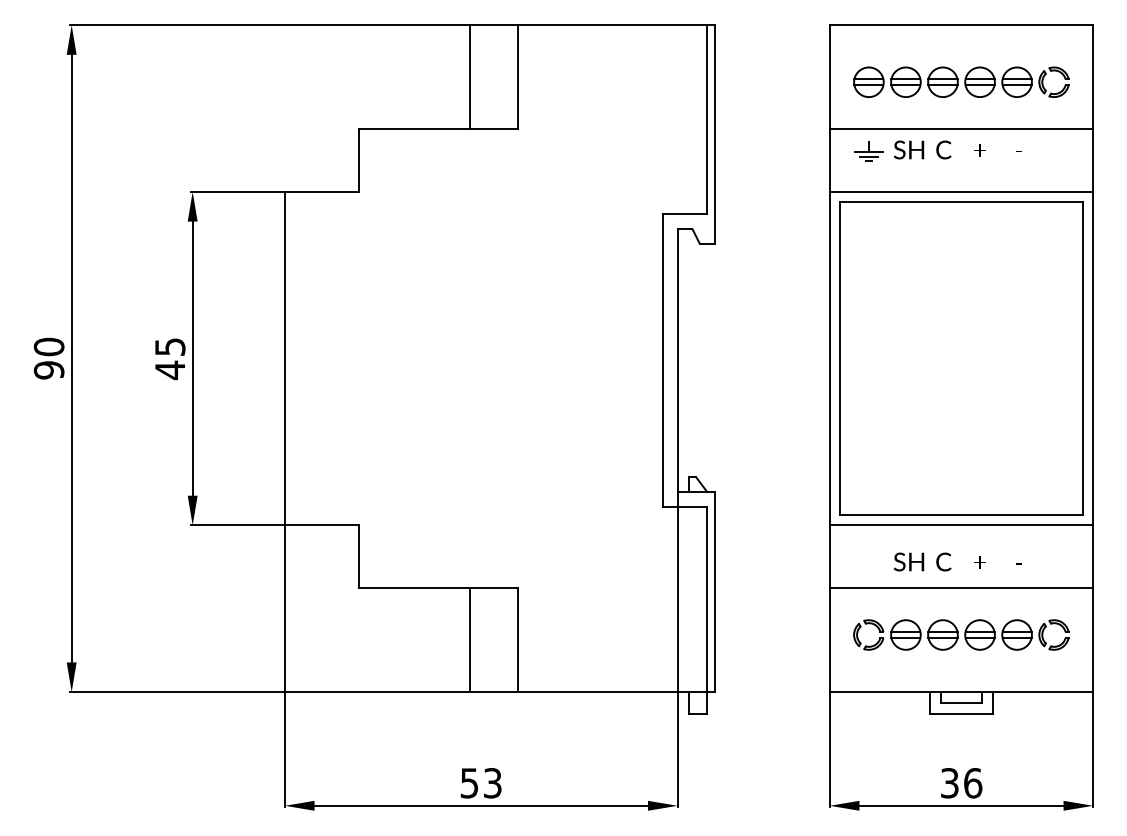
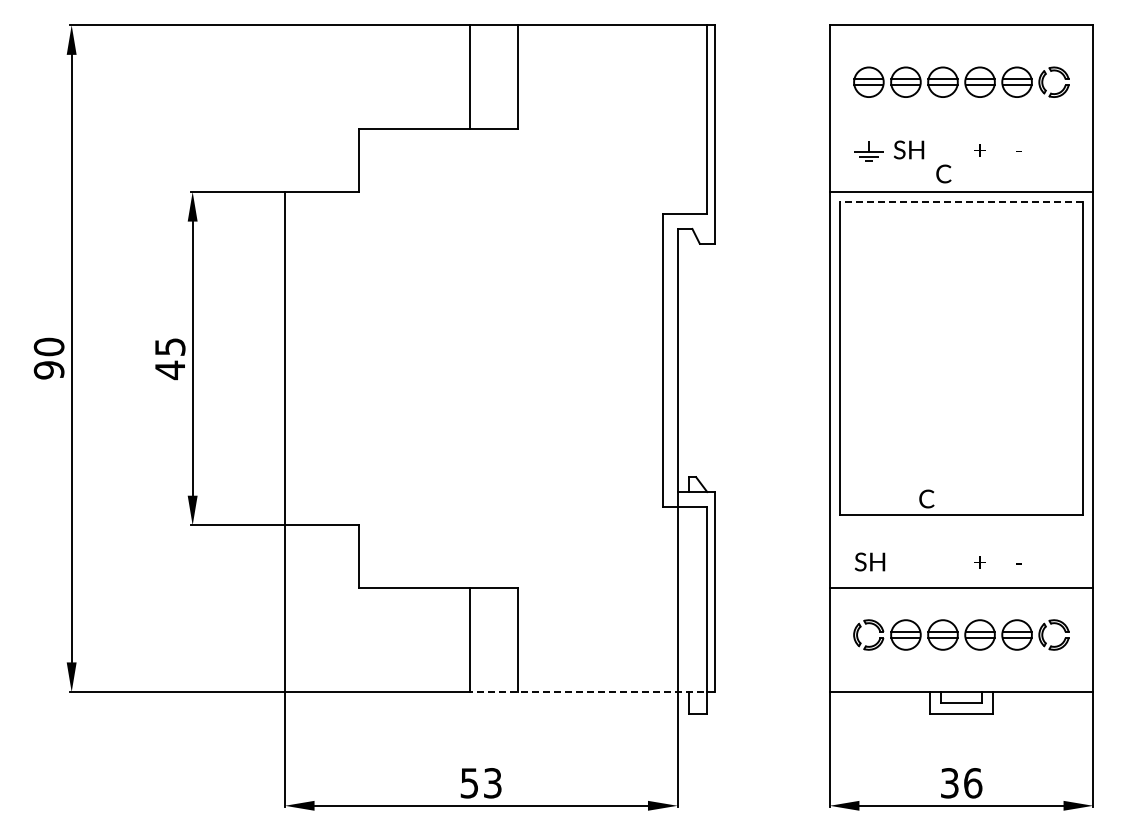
line: present -> none (961, 128)
text position: (943, 149) -> (943, 173) (943, 173)
line: solid -> dashed (961, 202)
line: present -> none (961, 525)
text position: (909, 561) -> (870, 561) (870, 561)
text position: (943, 561) -> (926, 498) (926, 498)
line: solid -> dashed (591, 692)
